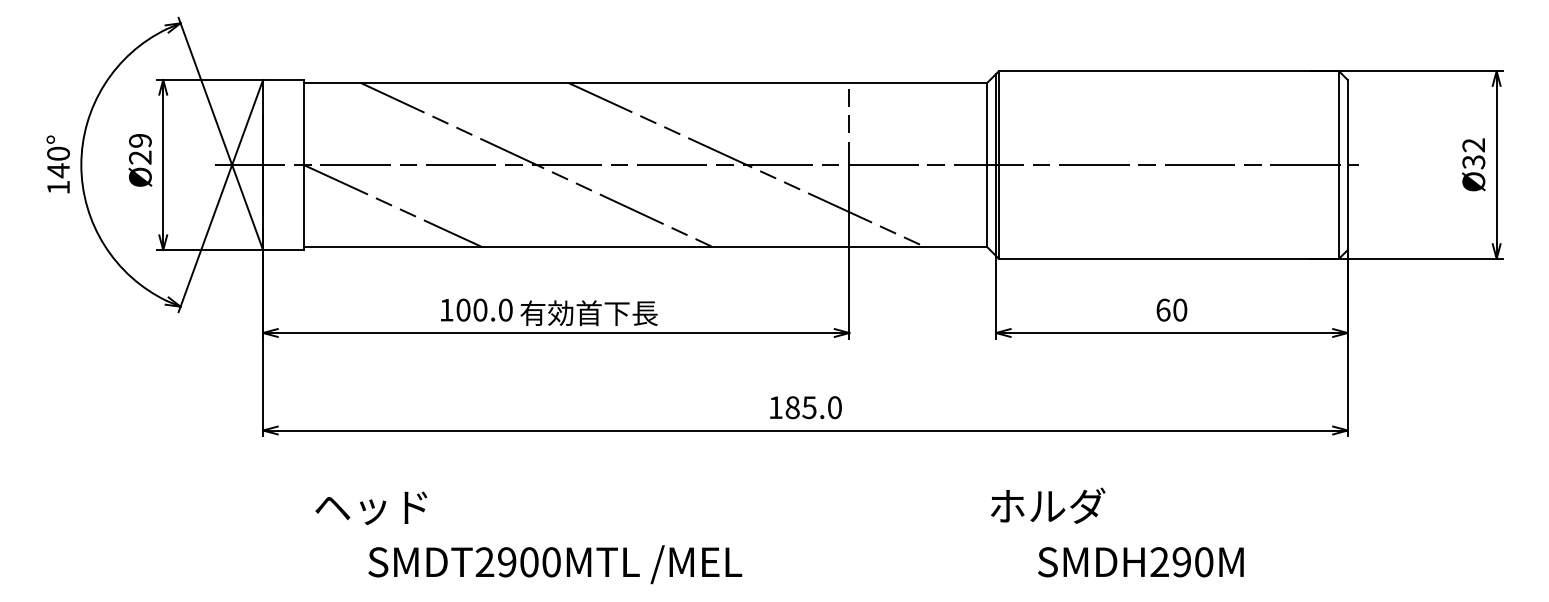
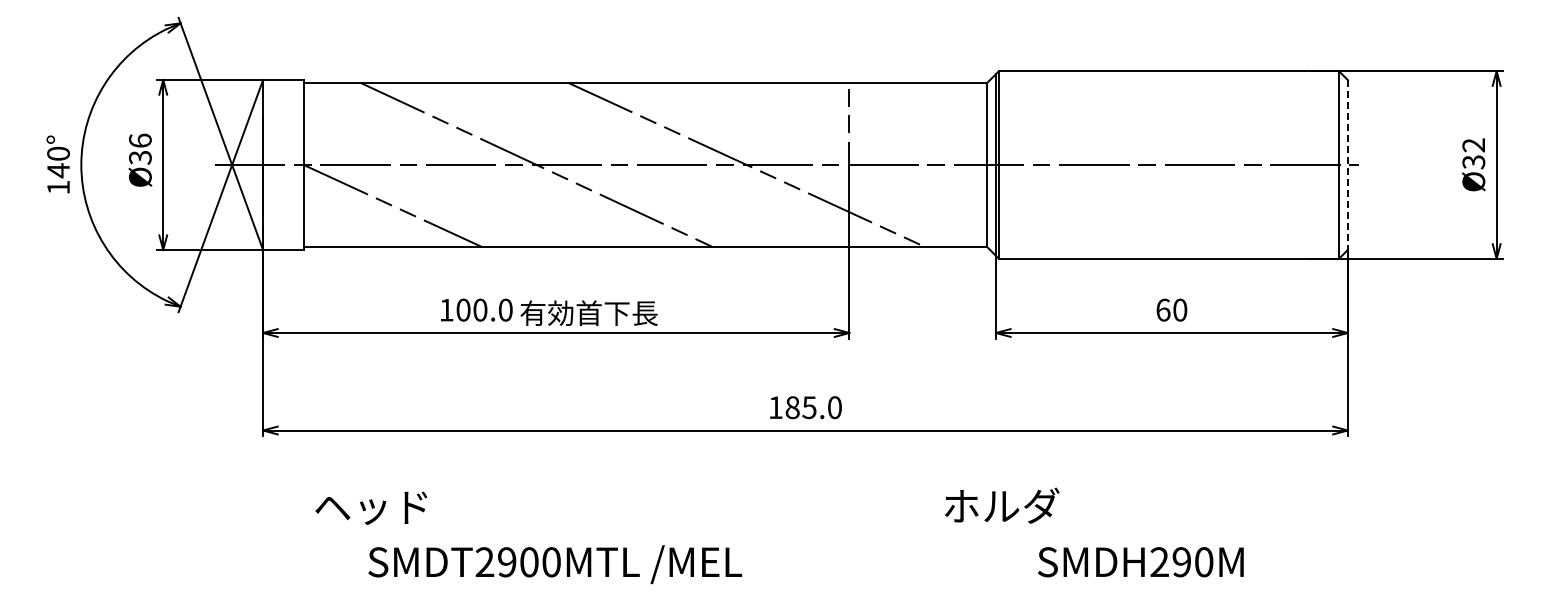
text: Ø29 -> Ø36 (140, 148)
line: solid -> dashed (1347, 165)
text position: (1048, 505) -> (1002, 505) (1002, 505)
